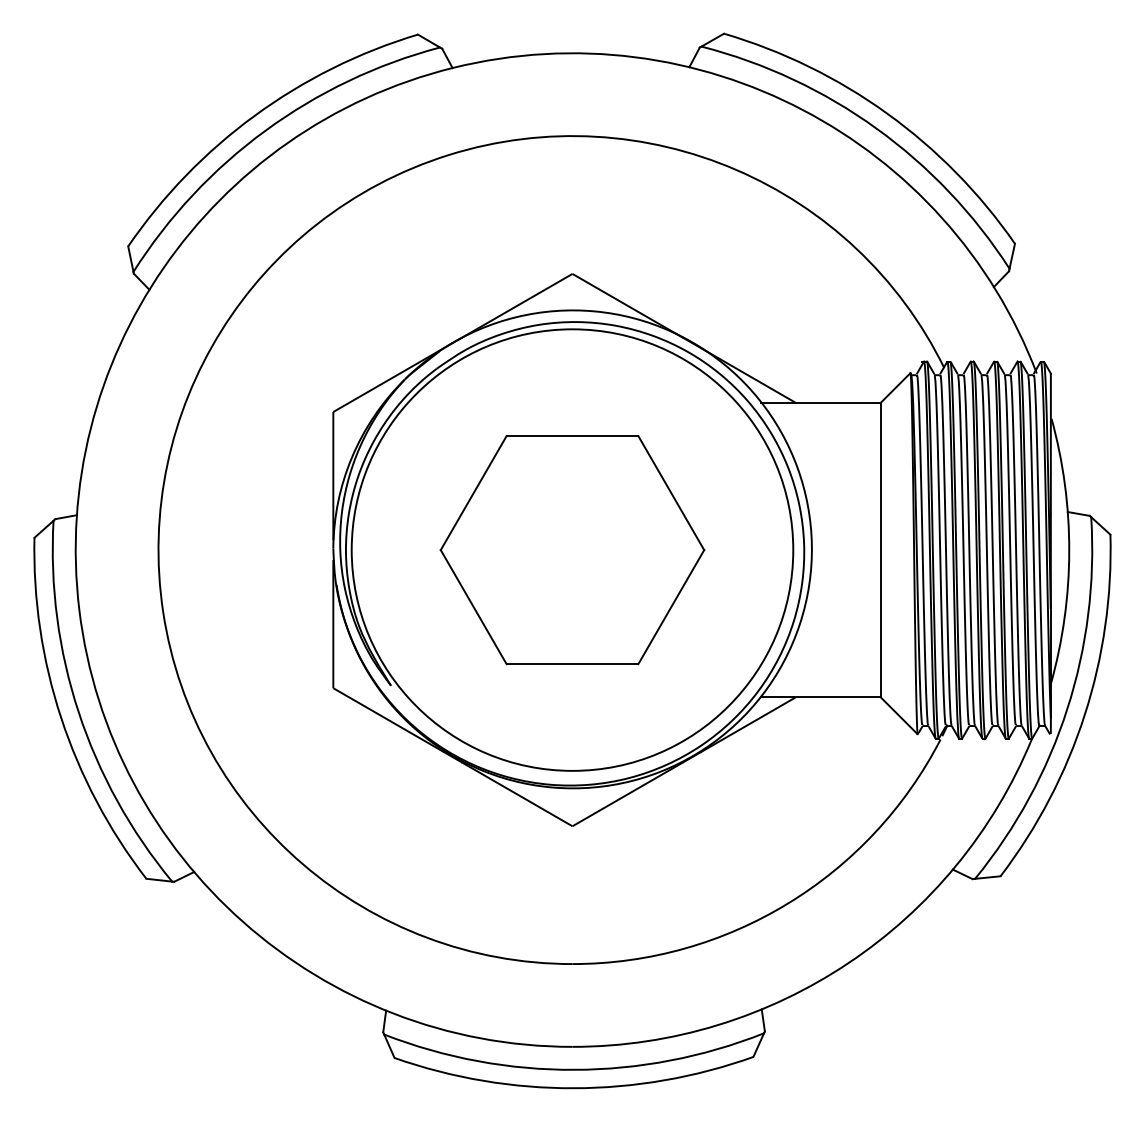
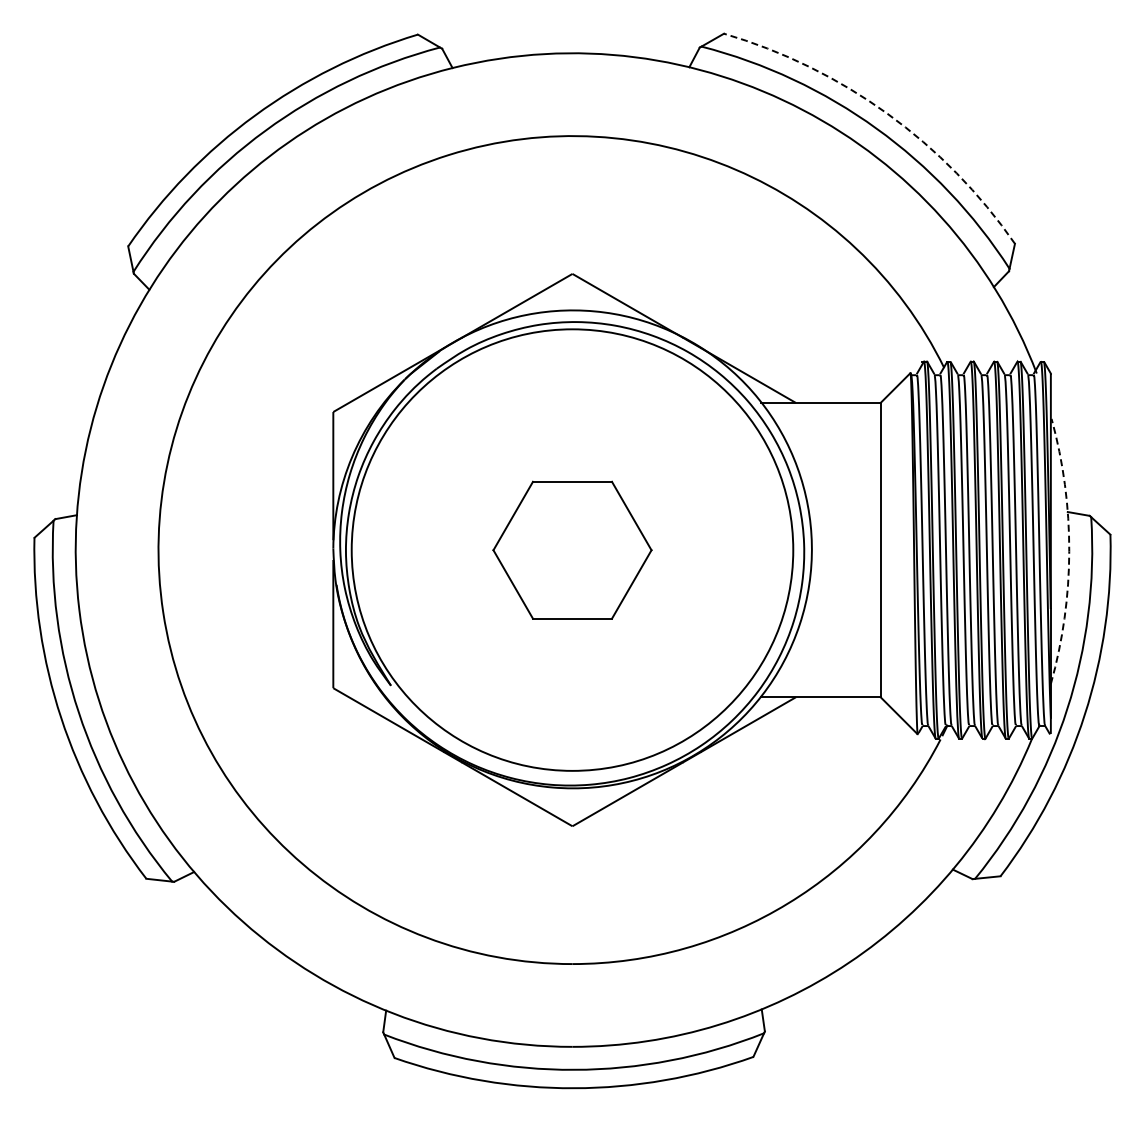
arc: solid -> dashed (887, 113)
part size: 267x231 px -> 161x140 px (572, 549)
arc: solid -> dashed (1069, 551)
